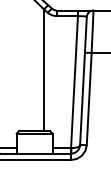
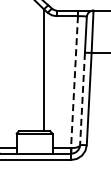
line: solid -> dashed (74, 82)
line: solid -> dashed (82, 99)
